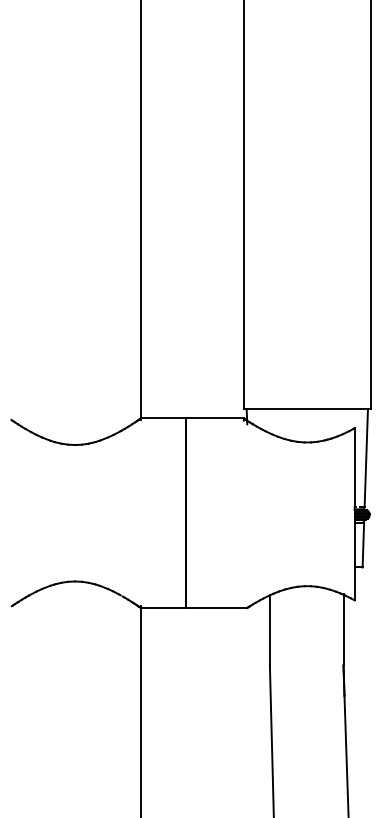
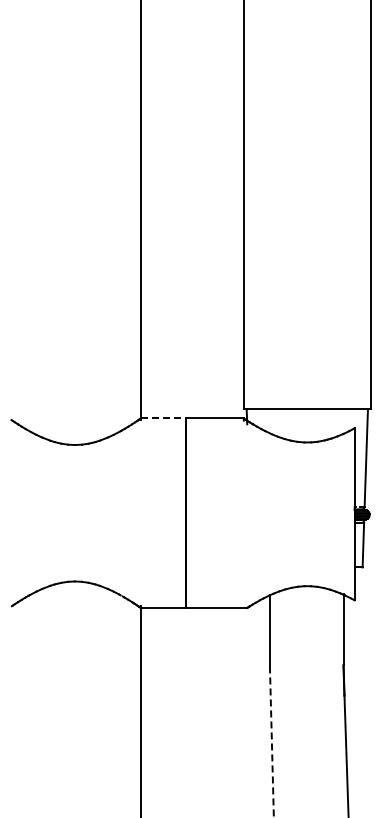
line: solid -> dashed (163, 418)
line: solid -> dashed (271, 741)
